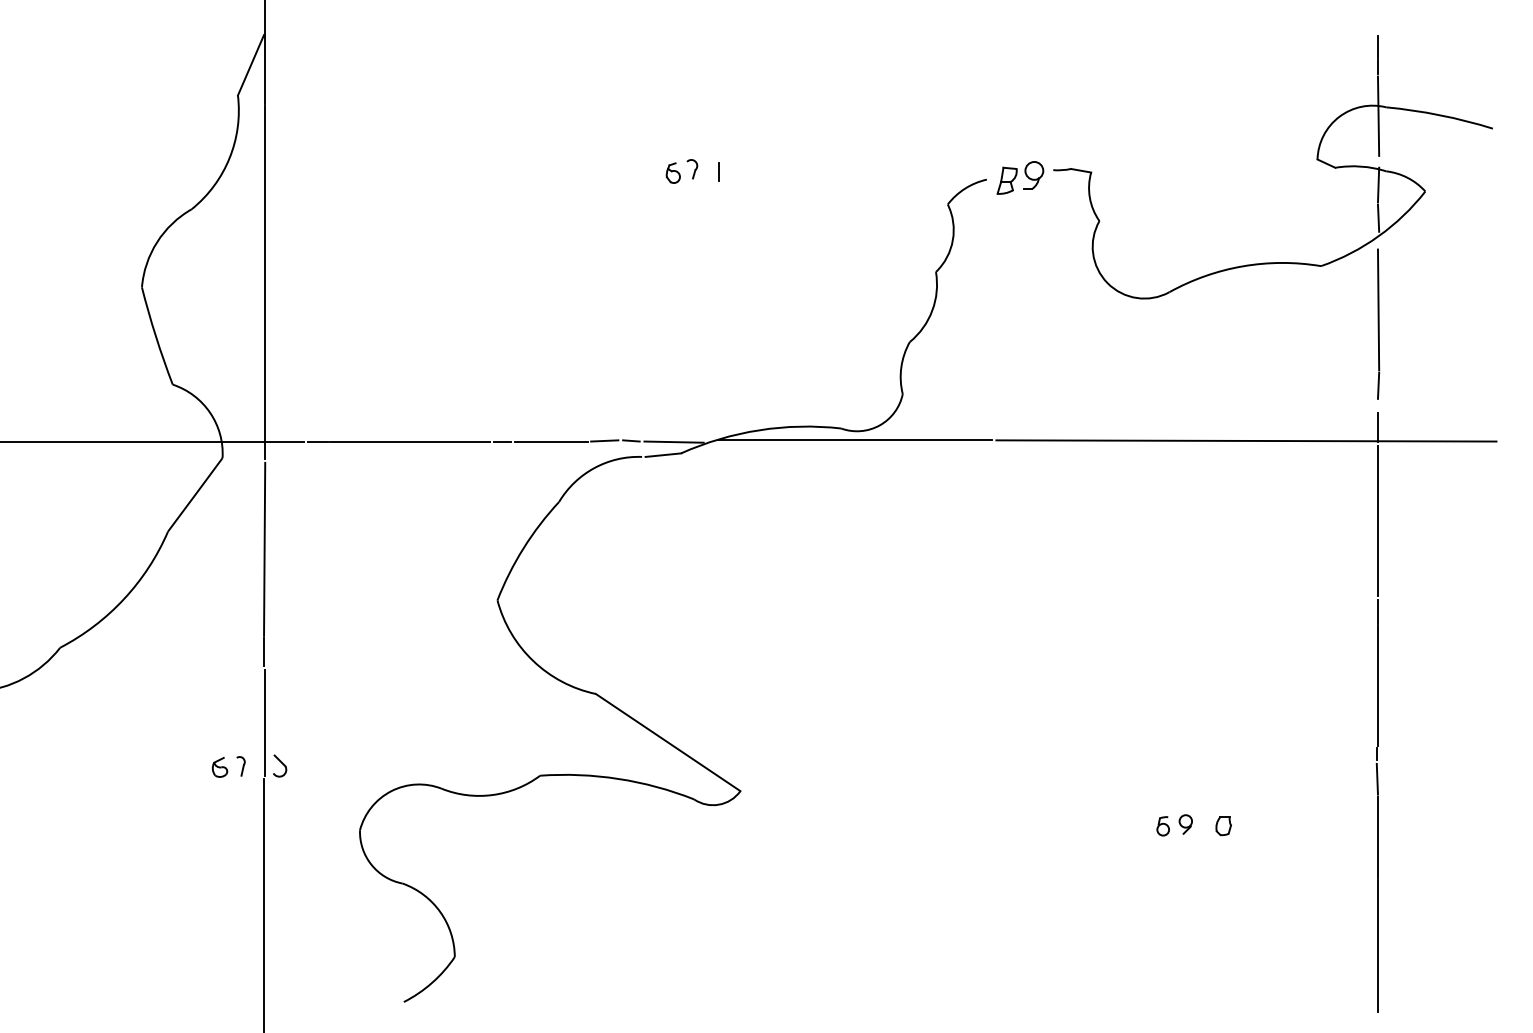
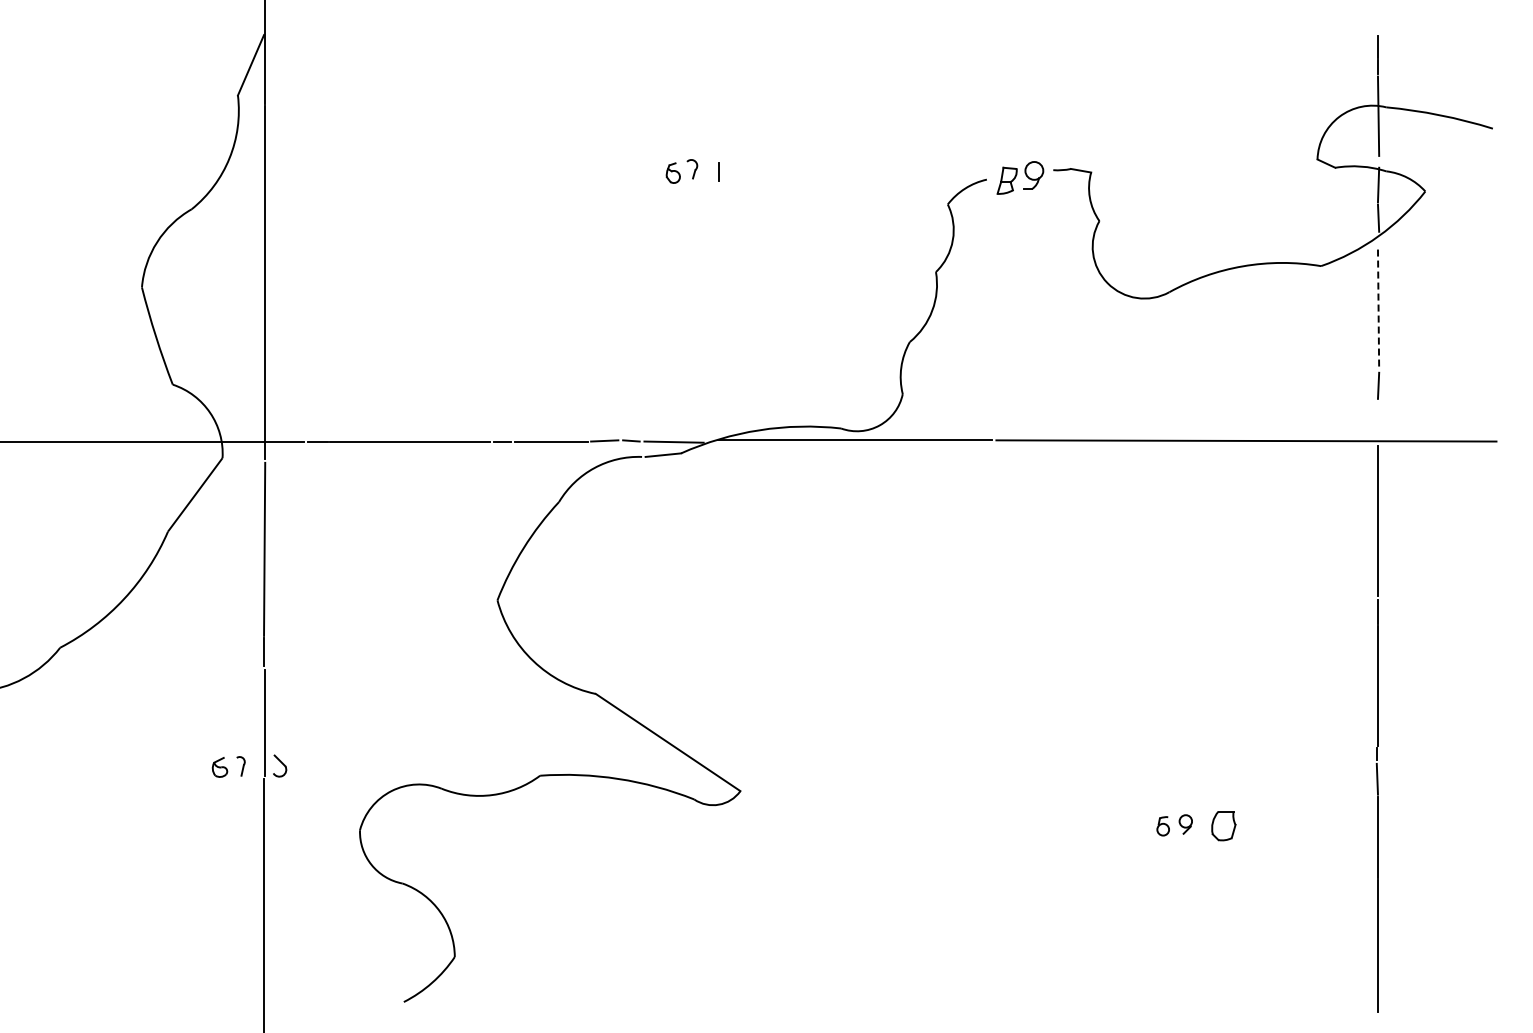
line: solid -> dashed (1378, 310)
line: present -> none (1377, 427)
part size: 17x21 px -> 26x31 px (1223, 826)
